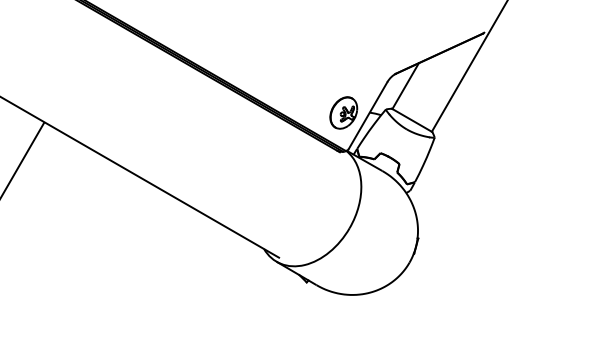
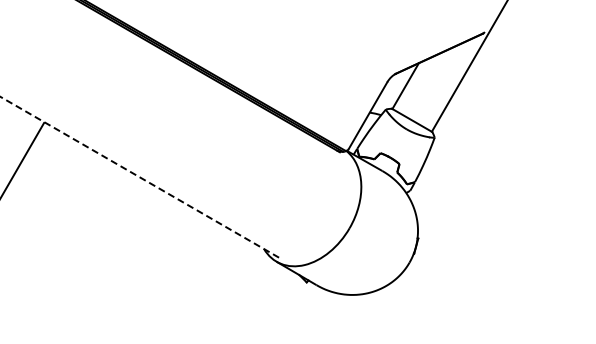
part: present -> none (343, 112)
line: solid -> dashed (139, 177)
